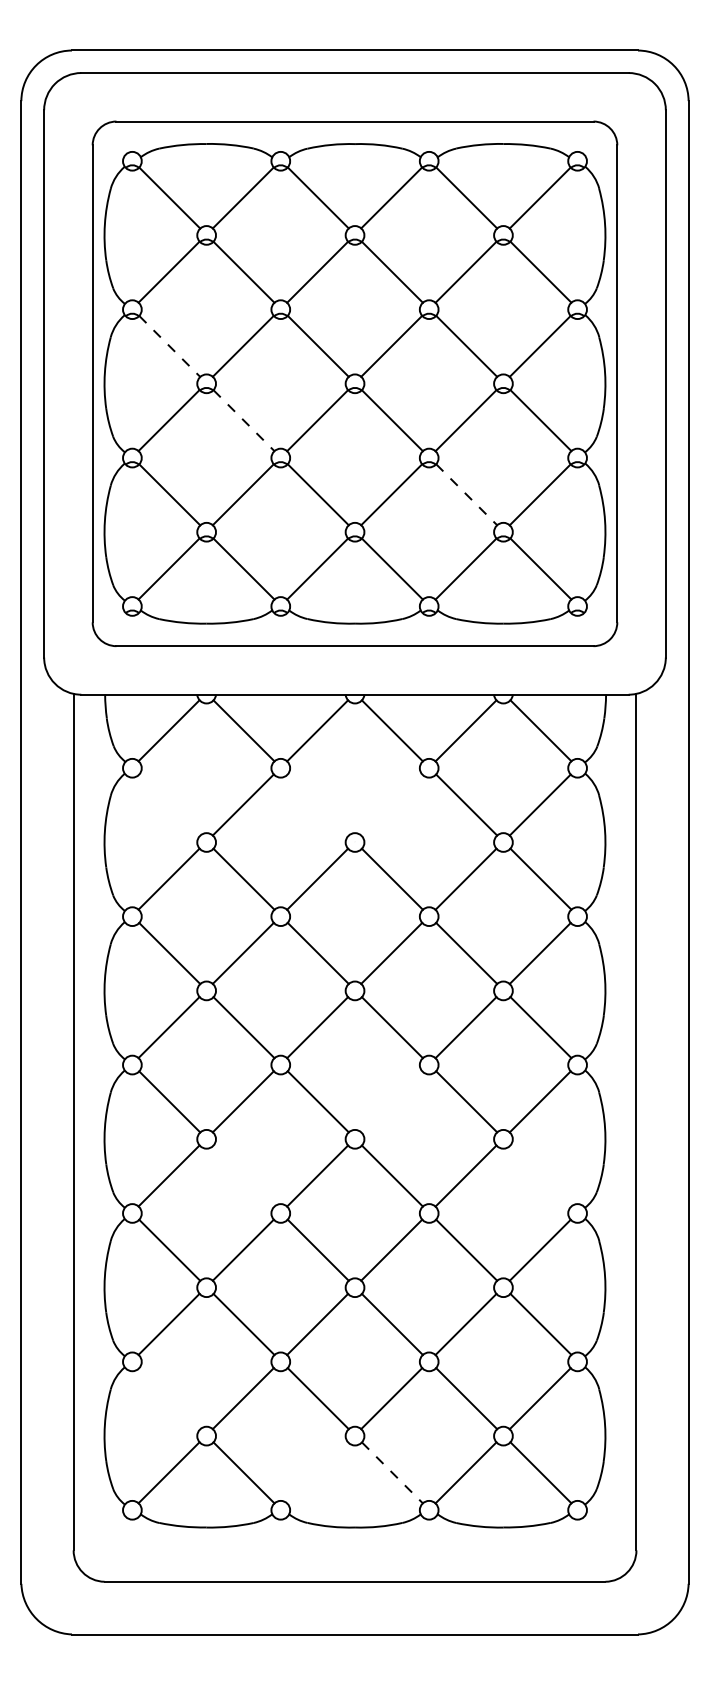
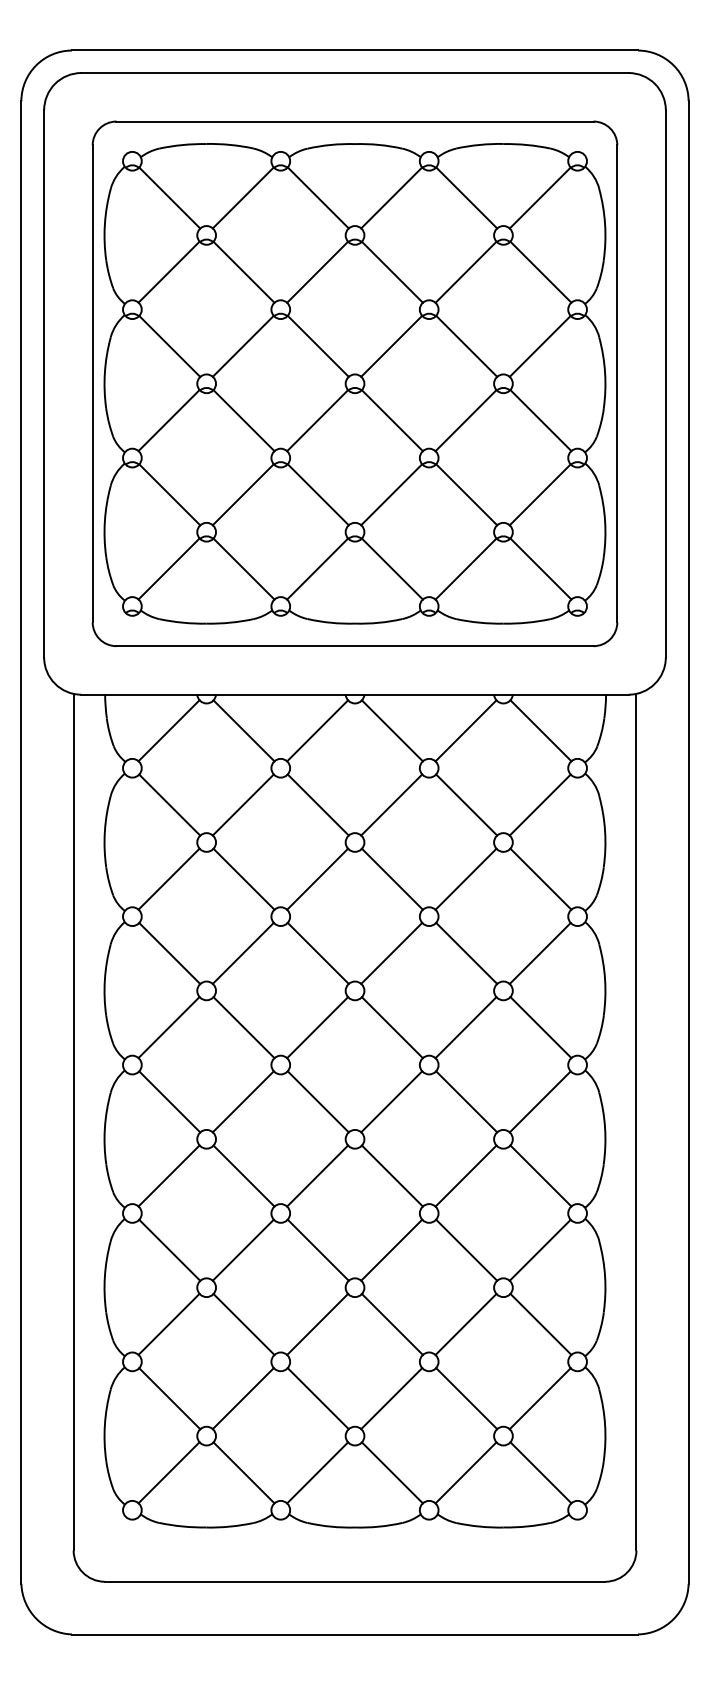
line: dashed -> solid (170, 346)
line: dashed -> solid (244, 421)
line: dashed -> solid (467, 495)
line: none -> present (169, 804)
line: none -> present (317, 804)
line: none -> present (391, 804)
line: none -> present (391, 1101)
line: none -> present (243, 1175)
line: none -> present (540, 1175)
line: none -> present (169, 1398)
line: none -> present (317, 1472)
line: dashed -> solid (392, 1473)
